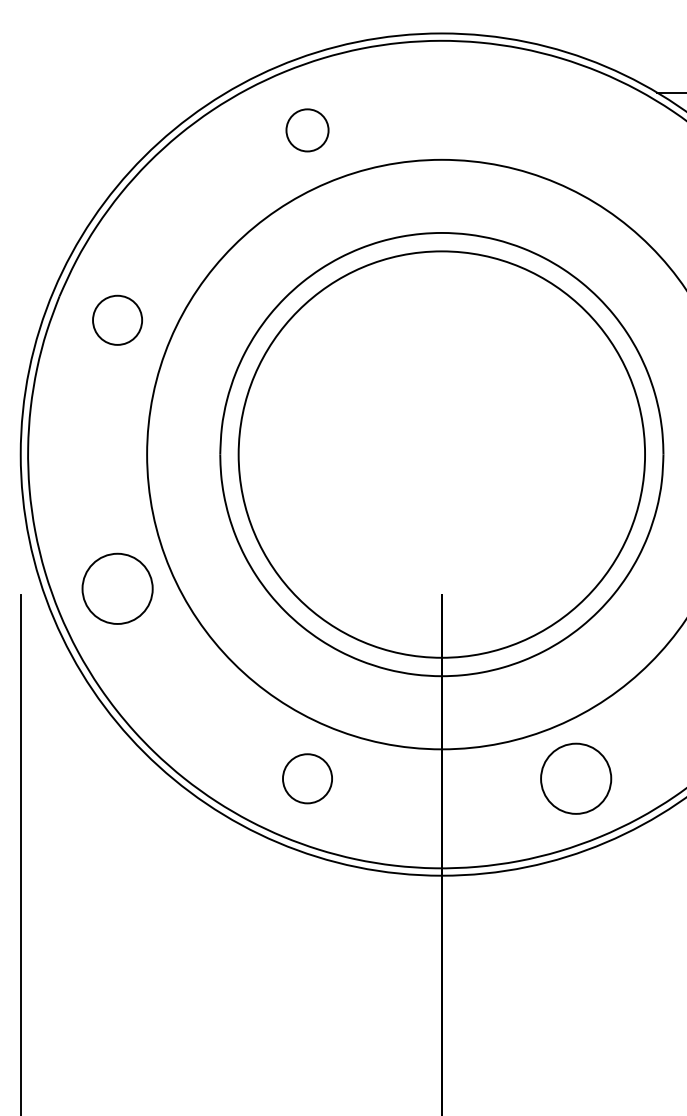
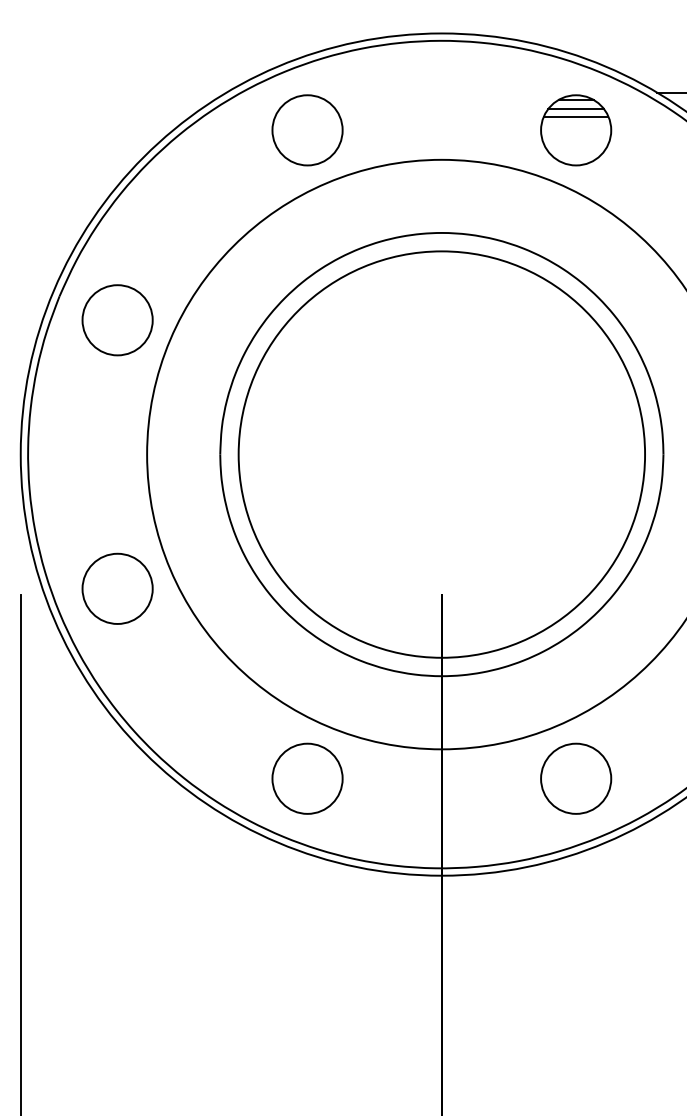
circle size: 45x45 px -> 73x73 px (307, 130)
part: none -> present (576, 130)
circle size: 51x52 px -> 73x73 px (117, 320)
circle diameter: 49 px -> 70 px (307, 778)
